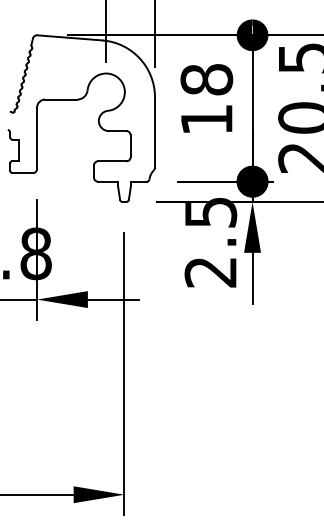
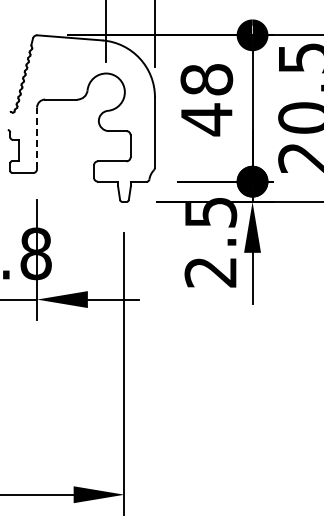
text: 18 -> 48 (206, 119)
line: solid -> dashed (37, 138)
